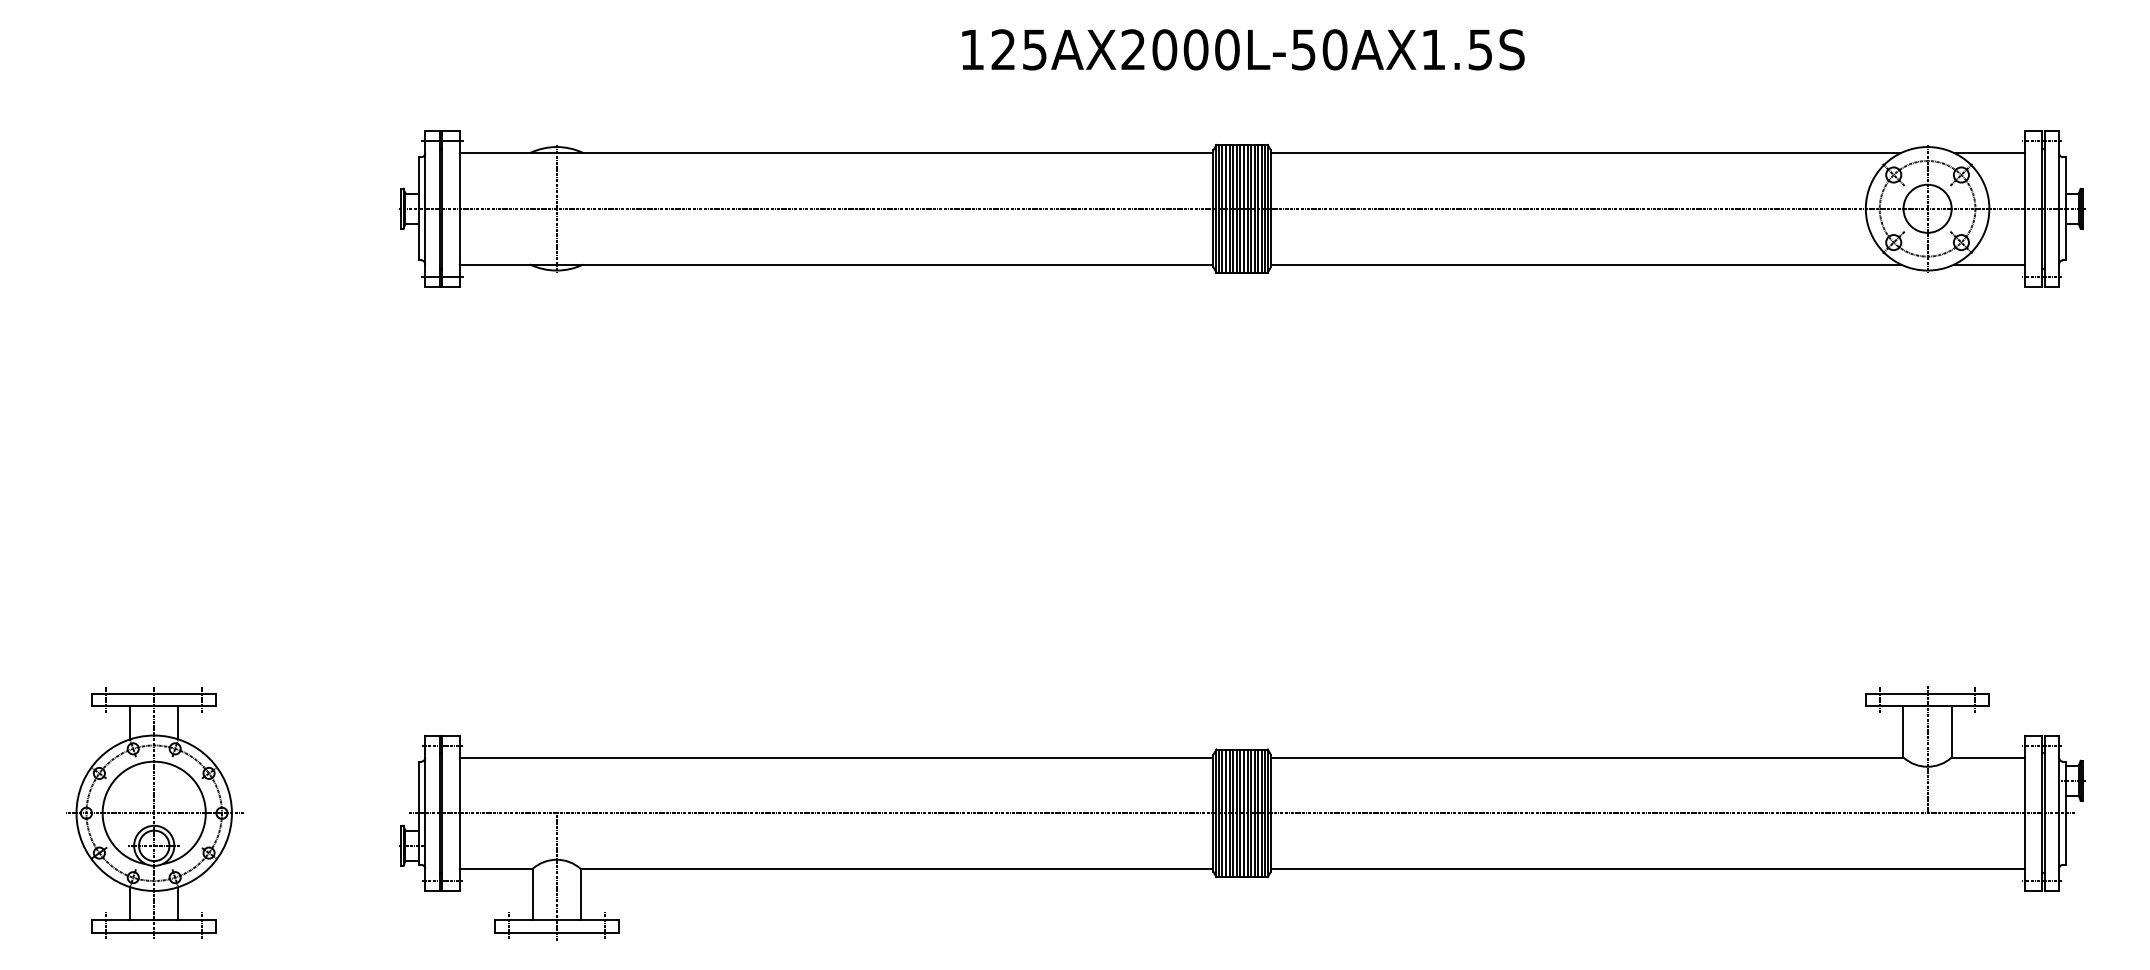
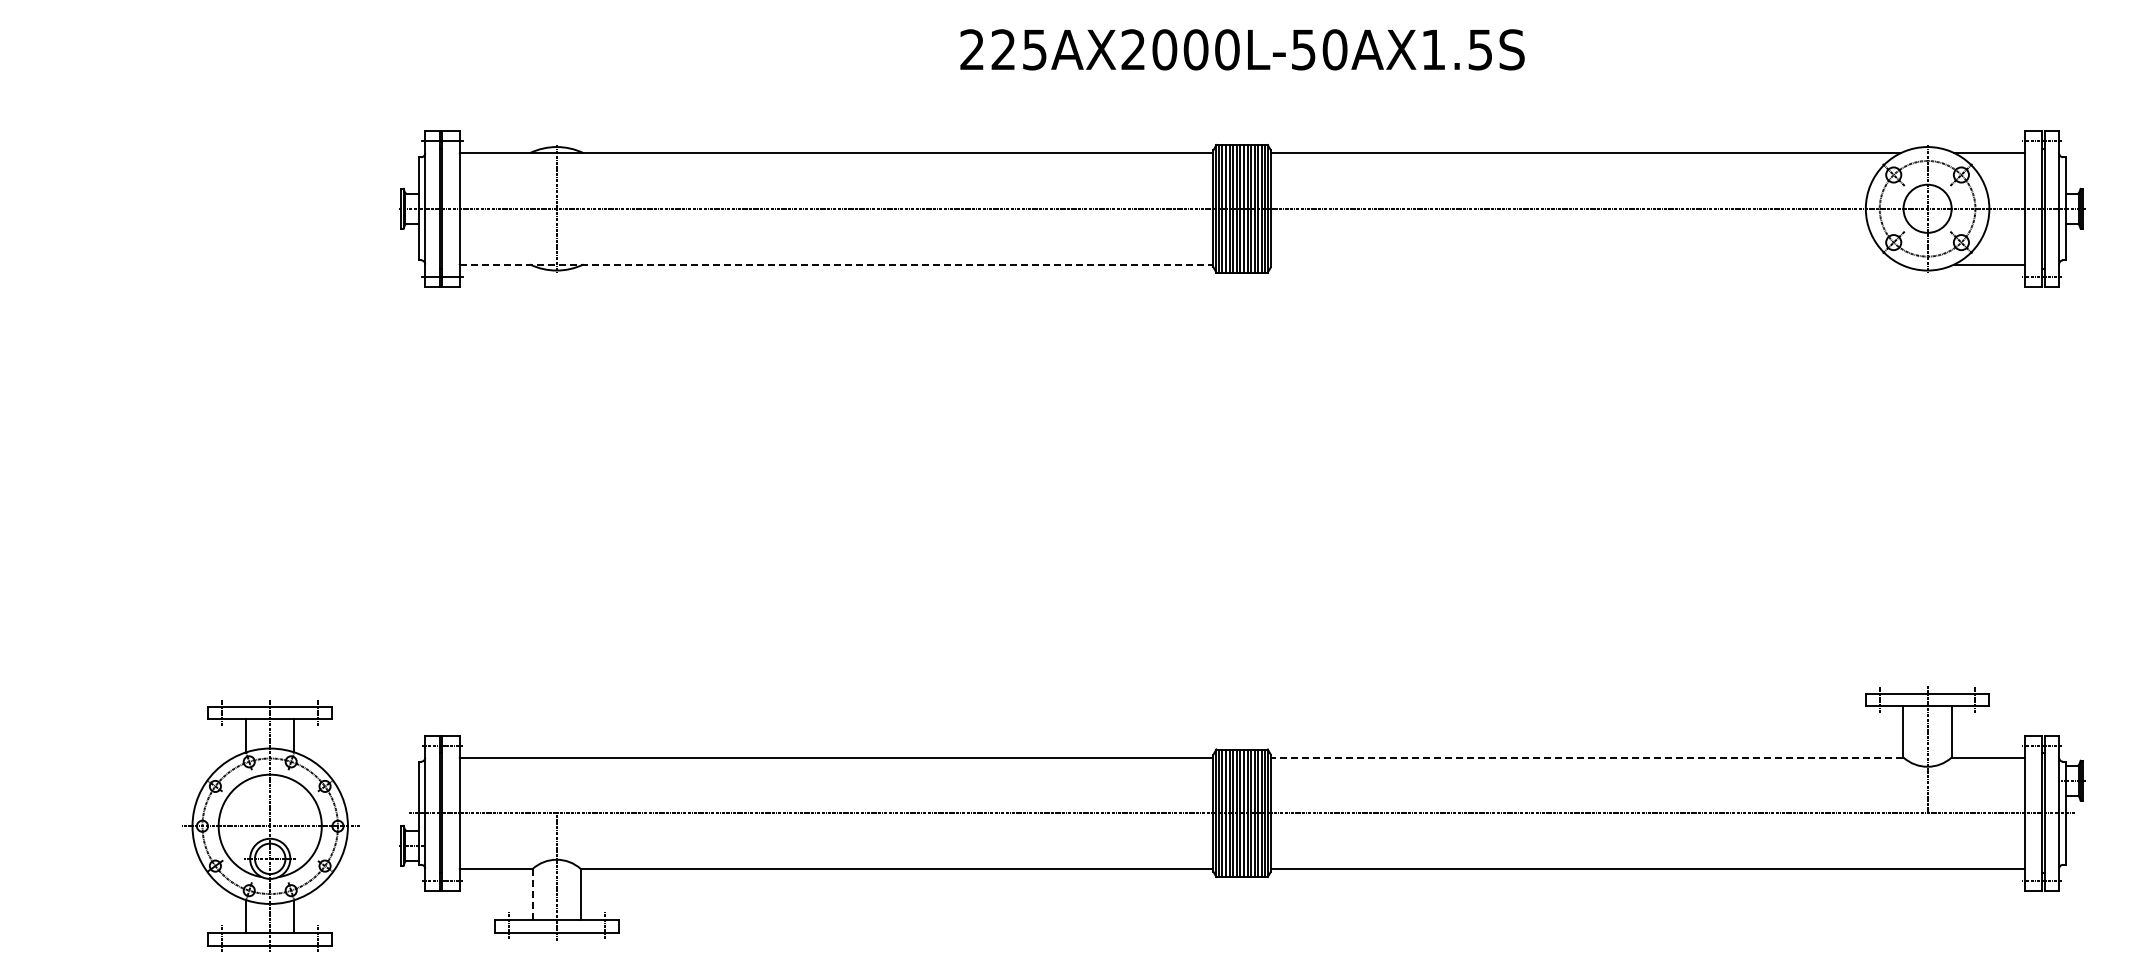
text: 125AX2000L-50AX1.5S -> 225AX2000L-50AX1.5S (971, 49)
line: solid -> dashed (836, 264)
line: present -> none (1585, 264)
line: solid -> dashed (1586, 757)
part position: (154, 812) -> (270, 825) (270, 825)
line: solid -> dashed (532, 894)
